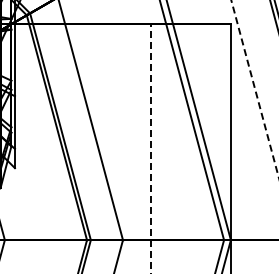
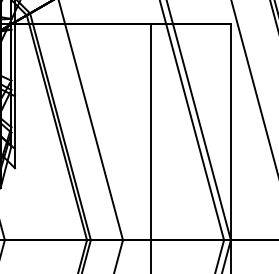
line: dashed -> solid (255, 89)
line: dashed -> solid (151, 148)
